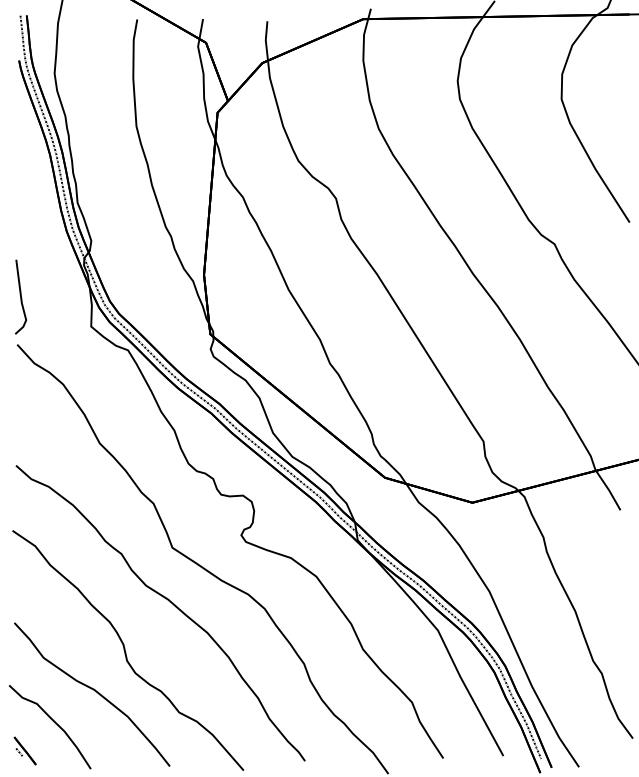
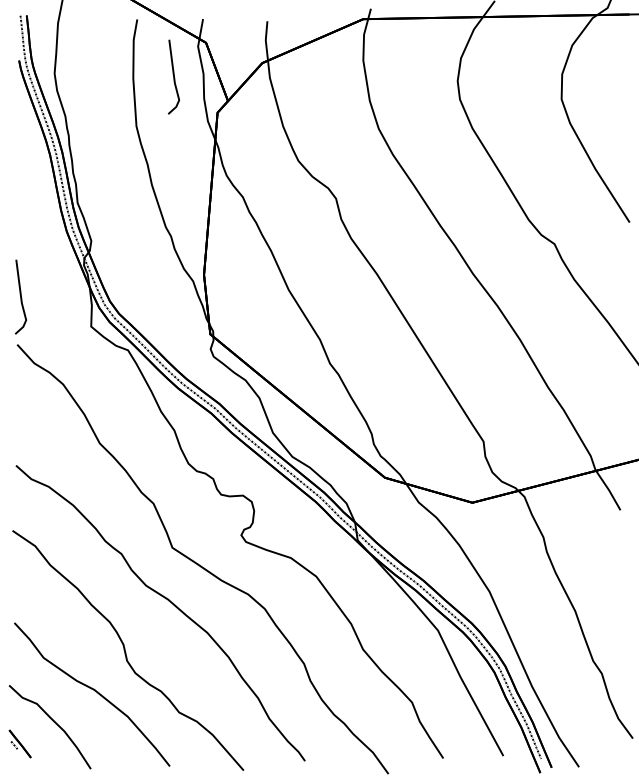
line: none -> present (173, 76)
part position: (24, 750) -> (19, 743) (19, 743)
